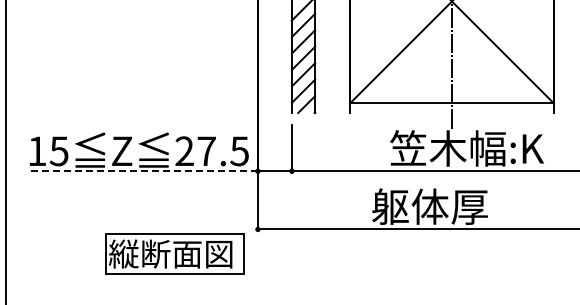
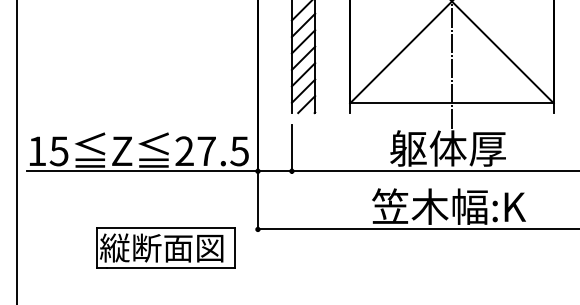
text: 笠木幅:K -> 躯体厚 (466, 148)
line position: (6, 151) -> (17, 151) (17, 151)
line: dashed -> solid (141, 171)
text: 躯体厚 -> 笠木幅:K (448, 206)
part position: (174, 253) -> (165, 247) (165, 247)
